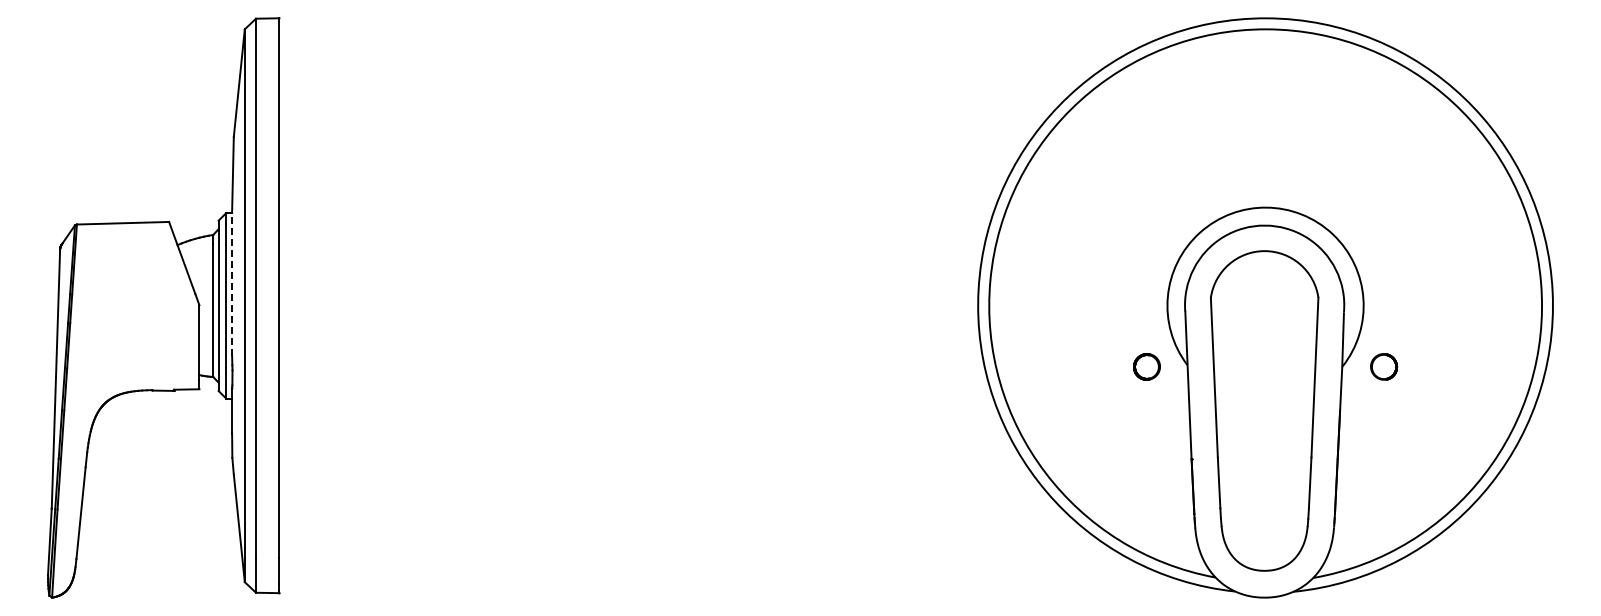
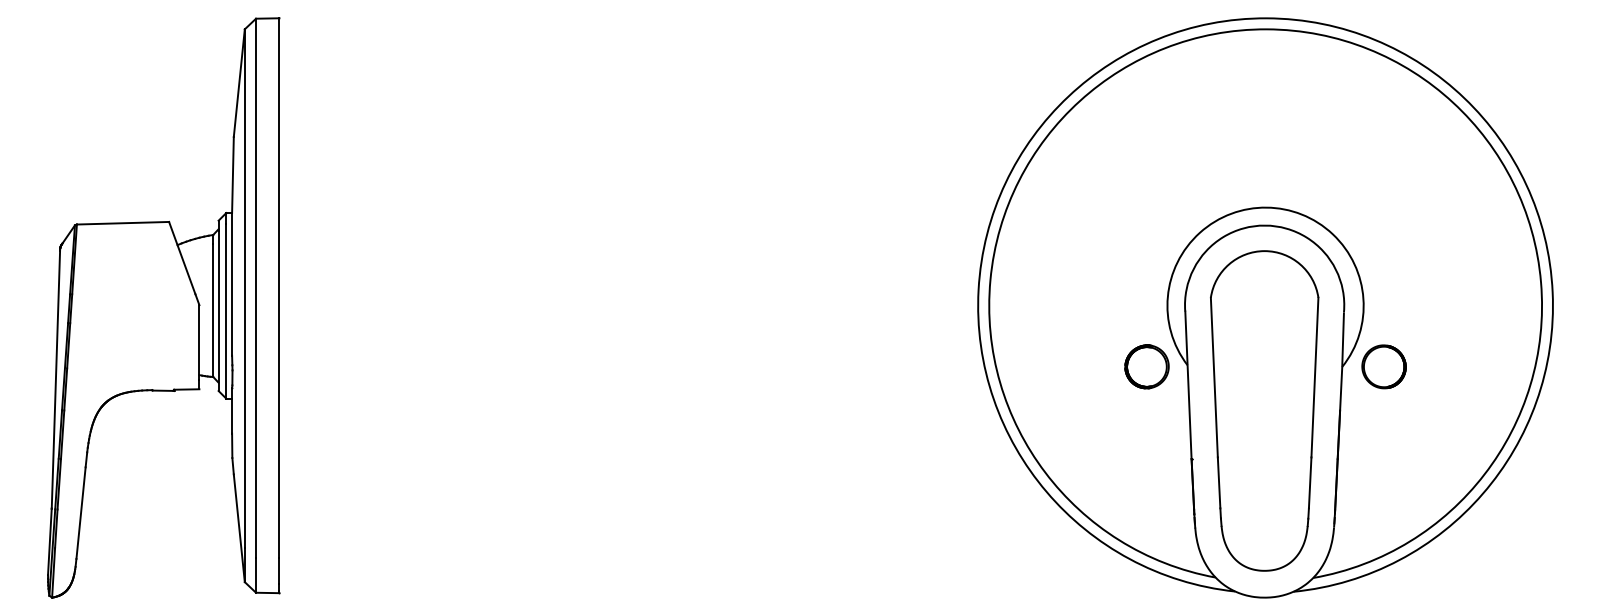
line: dashed -> solid (232, 283)
part size: 28x28 px -> 46x46 px (1146, 366)
part size: 29x28 px -> 46x46 px (1383, 366)
